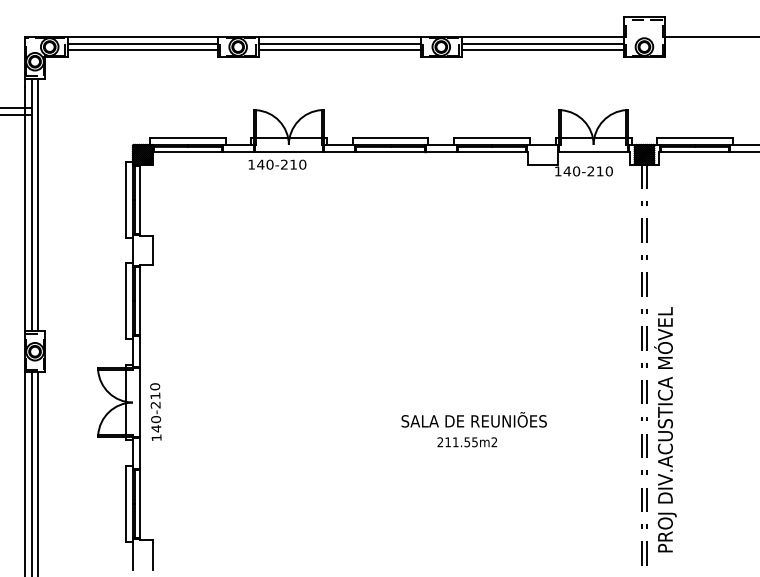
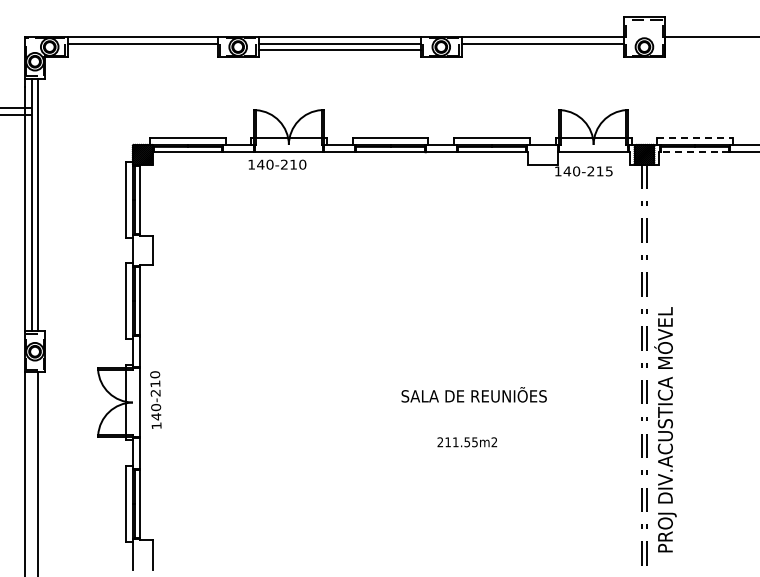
line: present -> none (142, 49)
line: present -> none (542, 49)
line: solid -> dashed (695, 137)
line: solid -> dashed (694, 152)
text: 140-210 -> 140-215 (608, 171)
text position: (155, 411) -> (155, 399) (155, 399)
text position: (473, 419) -> (473, 394) (473, 394)
line: present -> none (32, 472)
